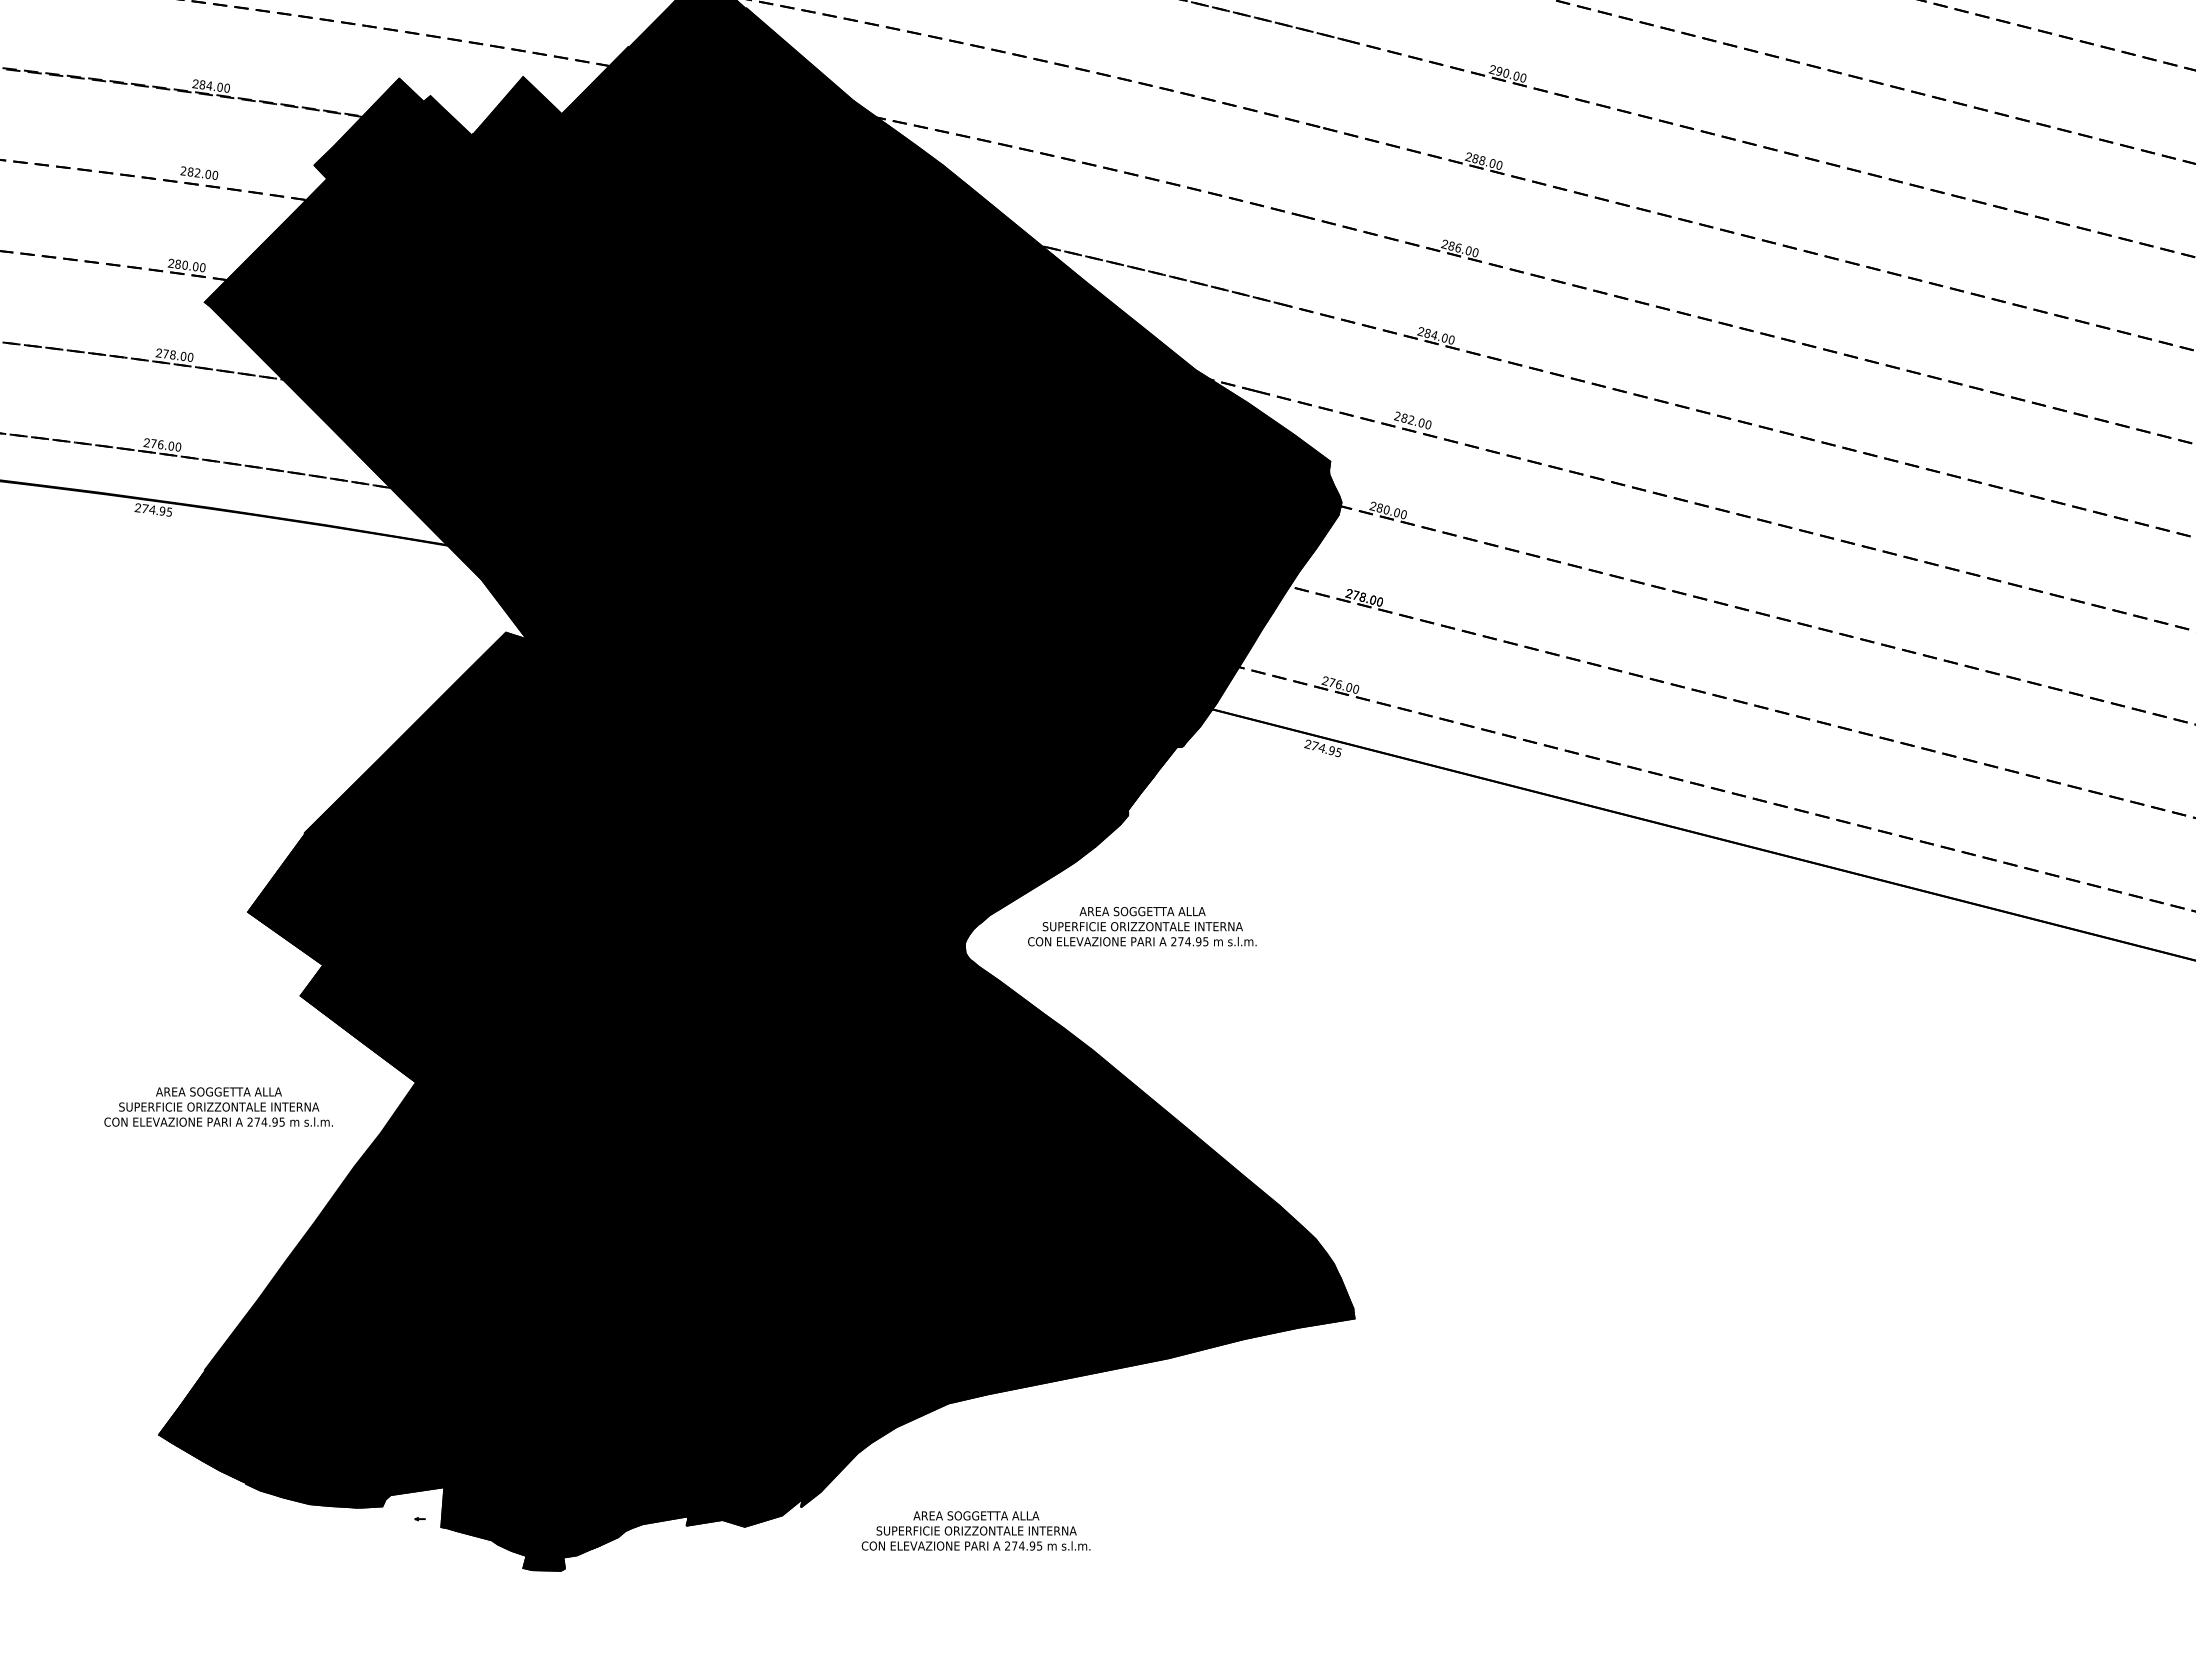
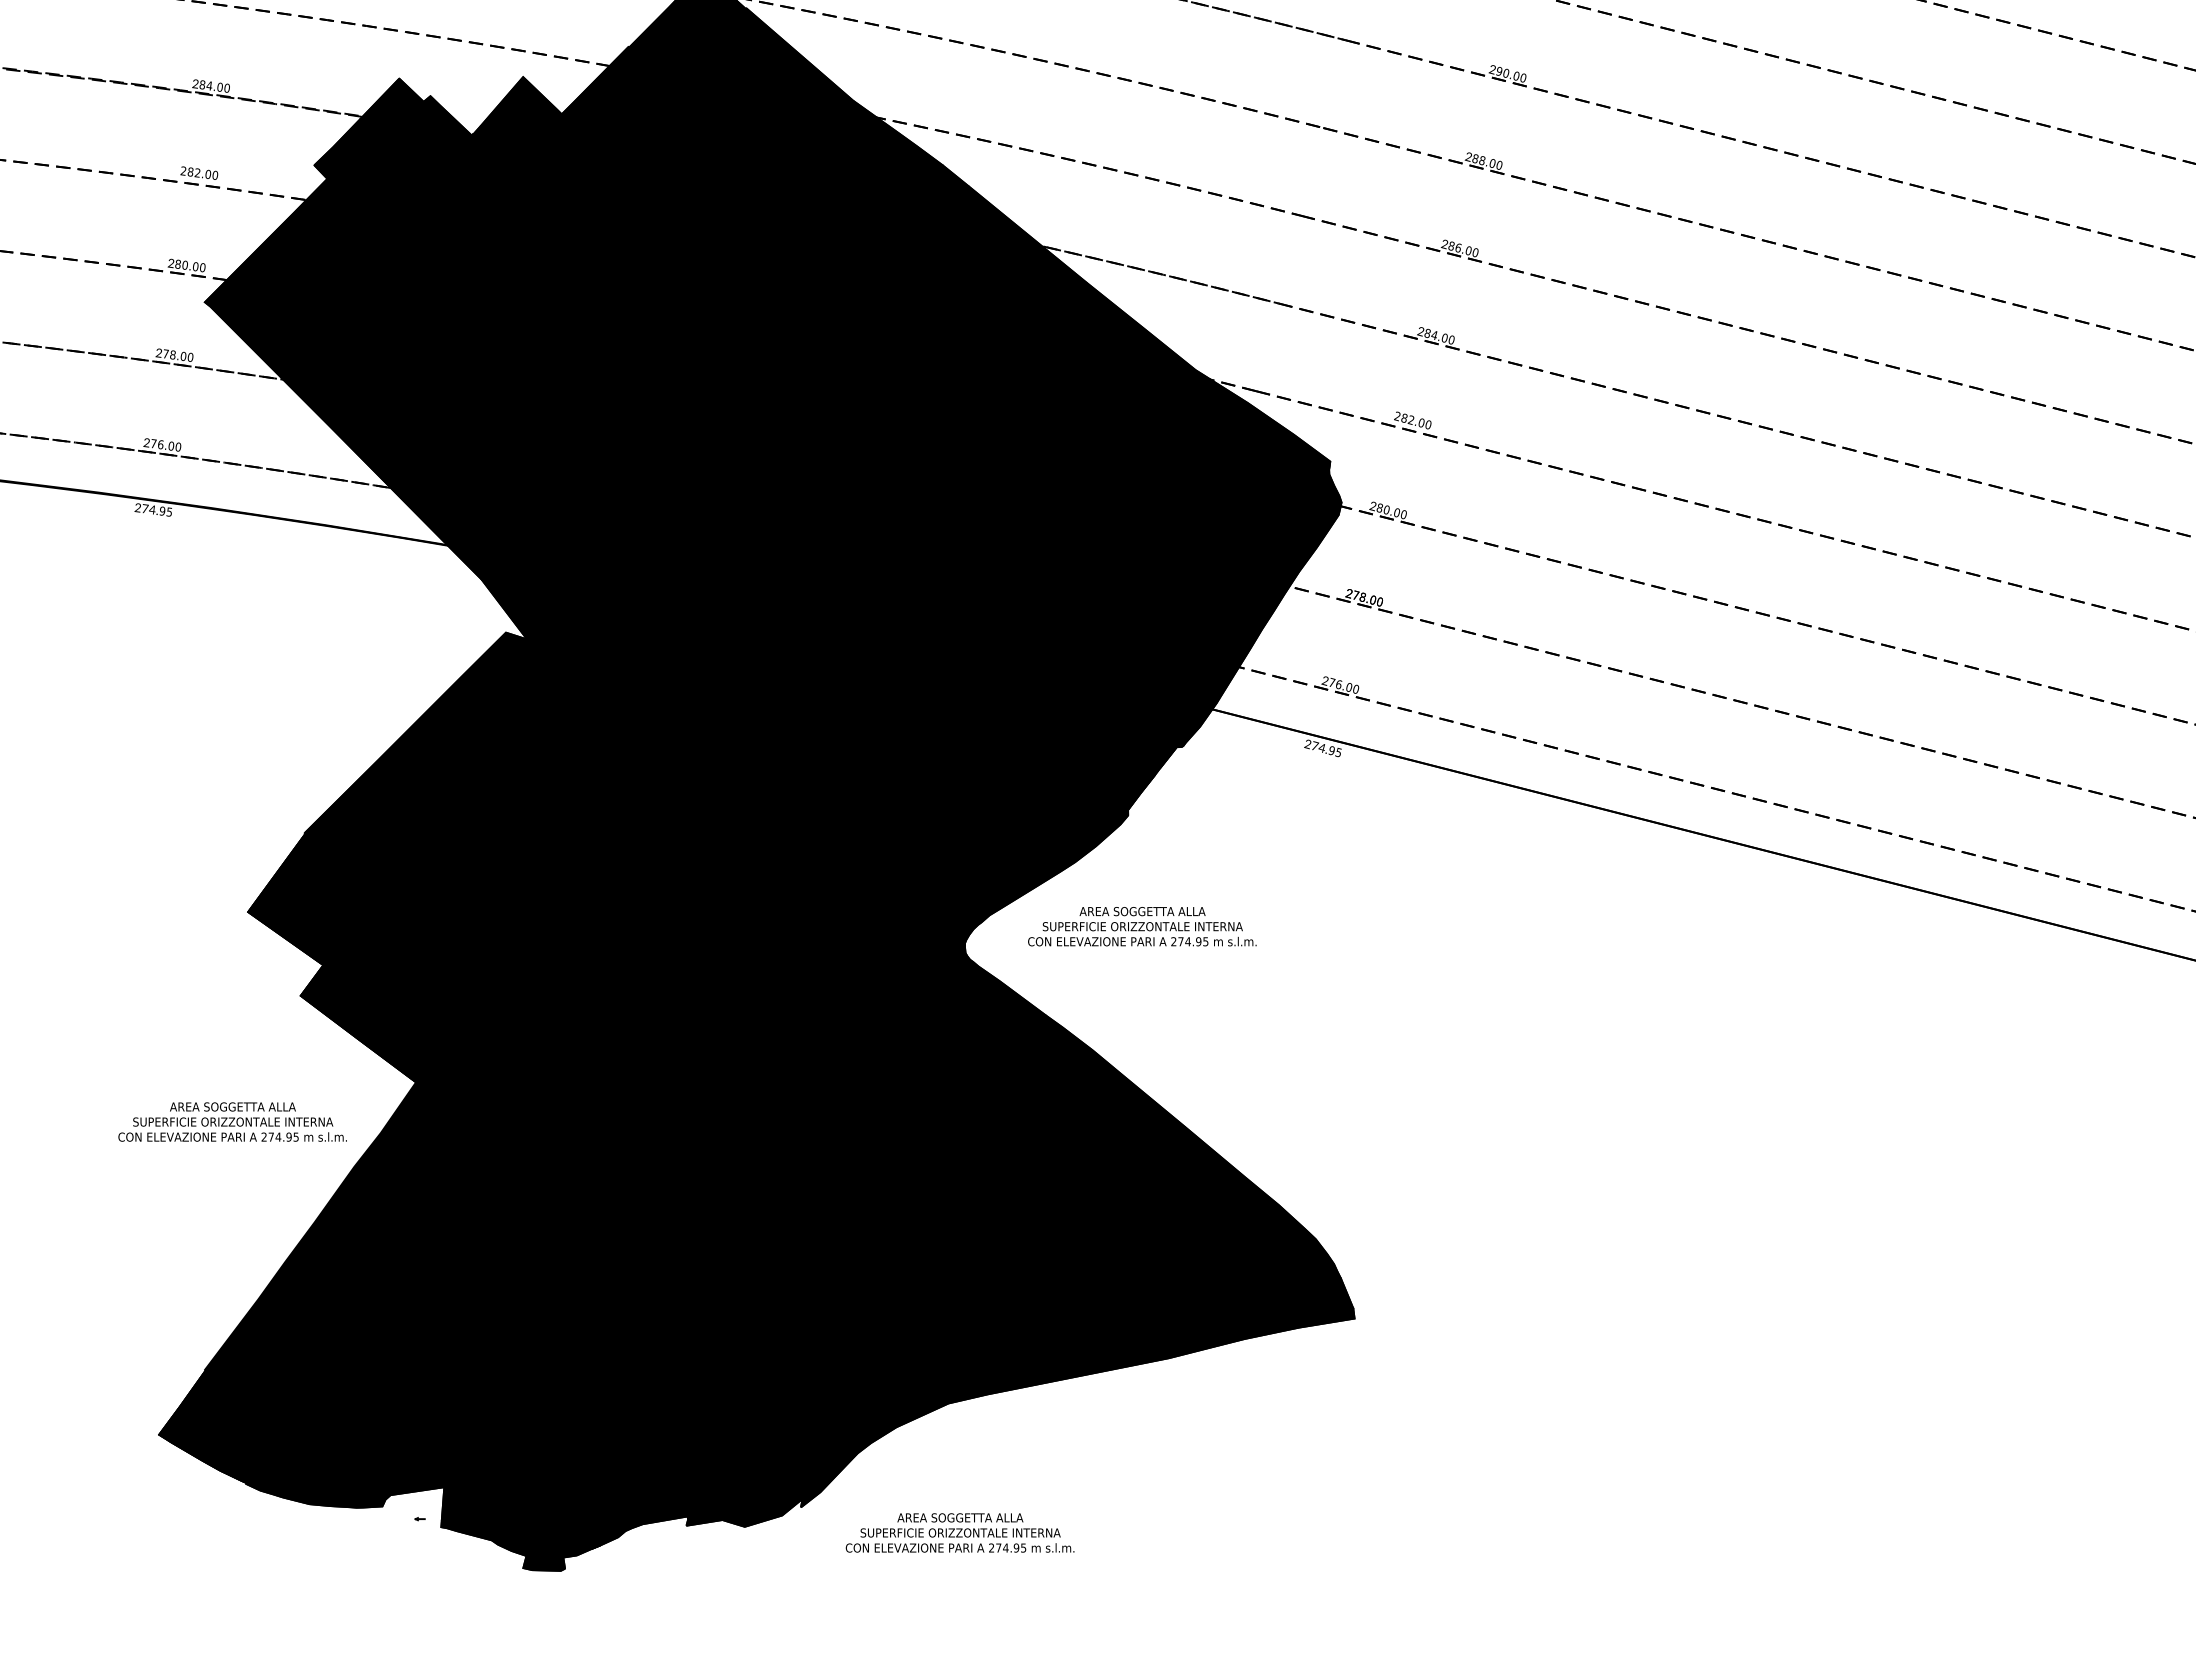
text position: (218, 1106) -> (232, 1121) (232, 1121)
text position: (975, 1530) -> (959, 1532) (959, 1532)
